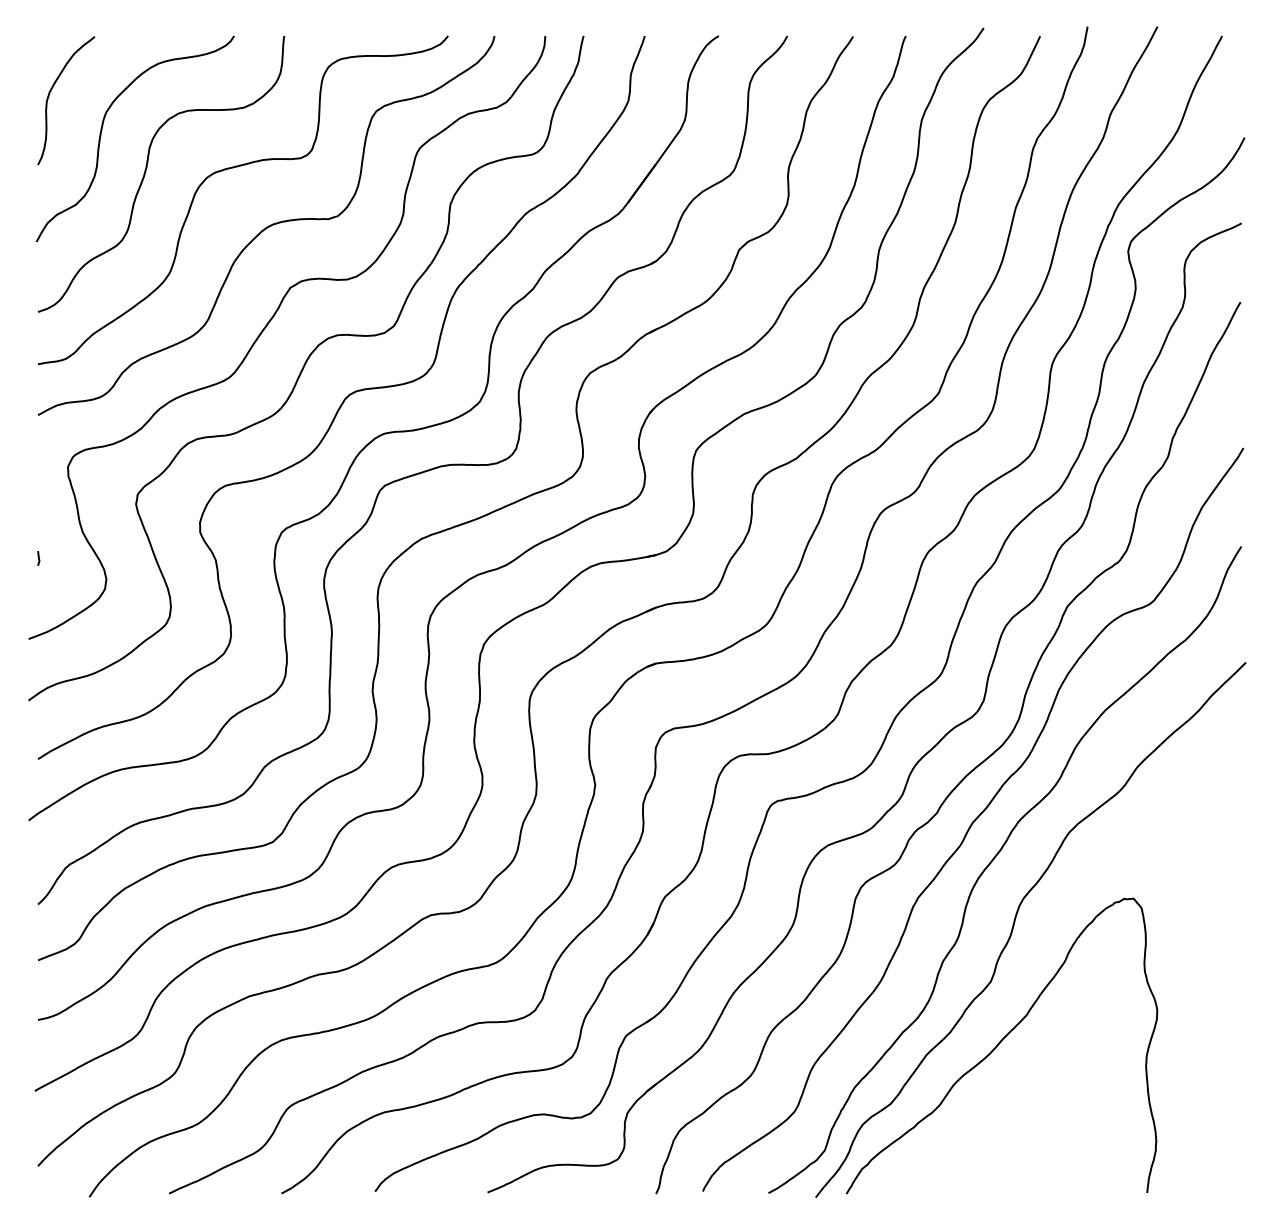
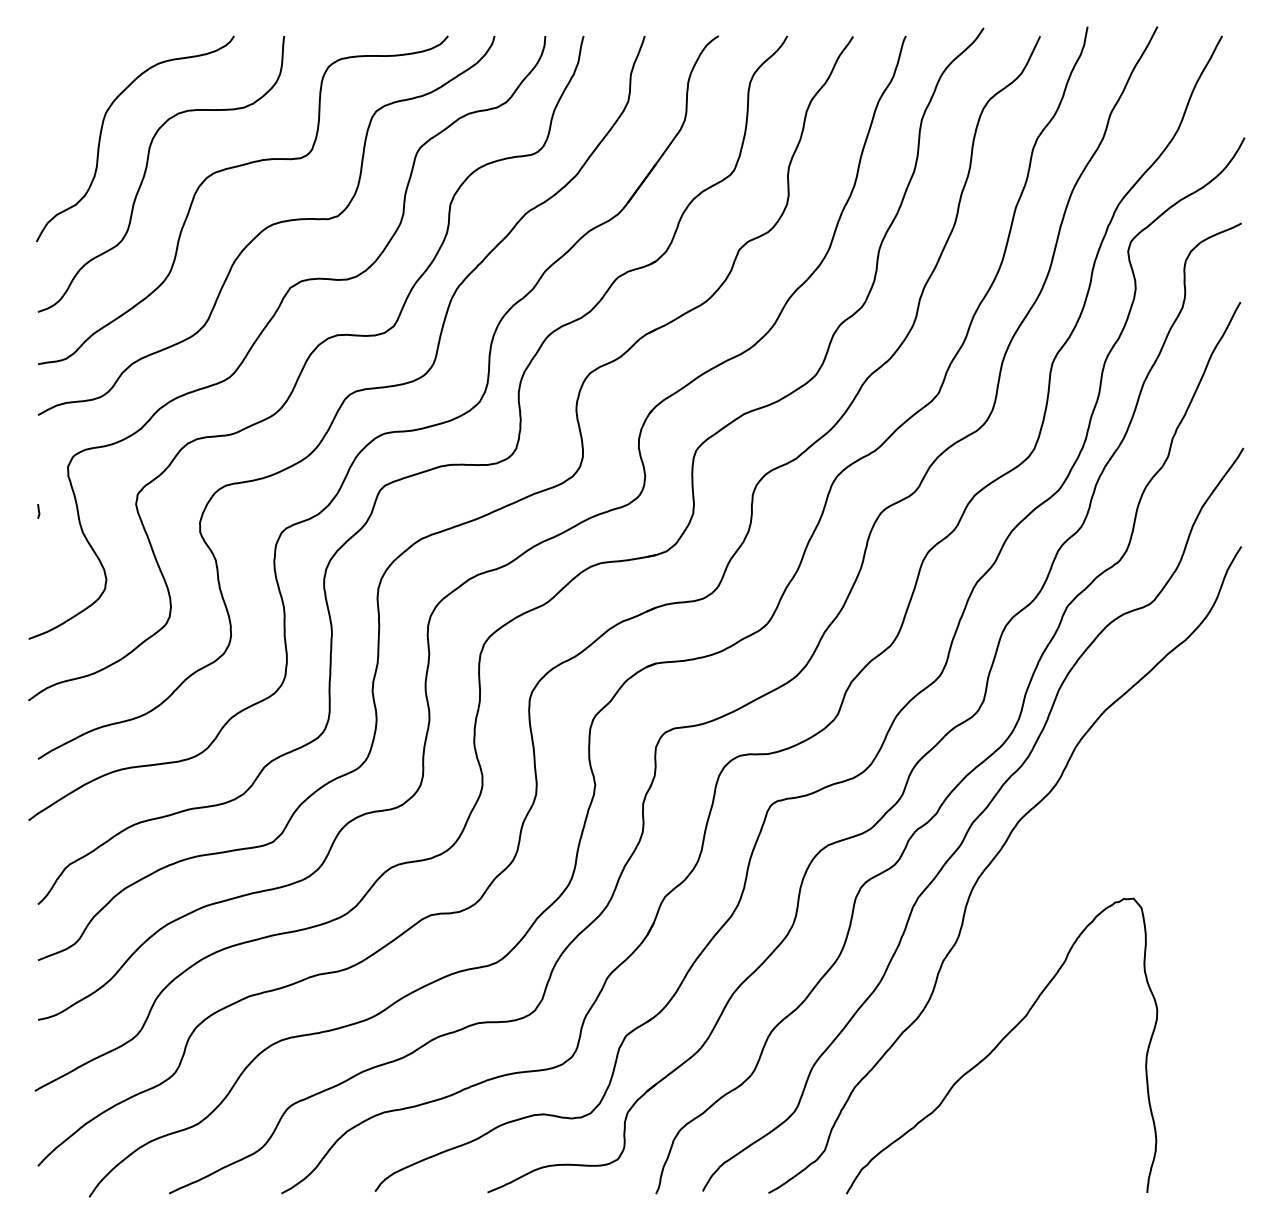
curve: present -> none (50, 93)
line position: (38, 558) -> (38, 511) (38, 511)
curve: present -> none (1014, 926)
